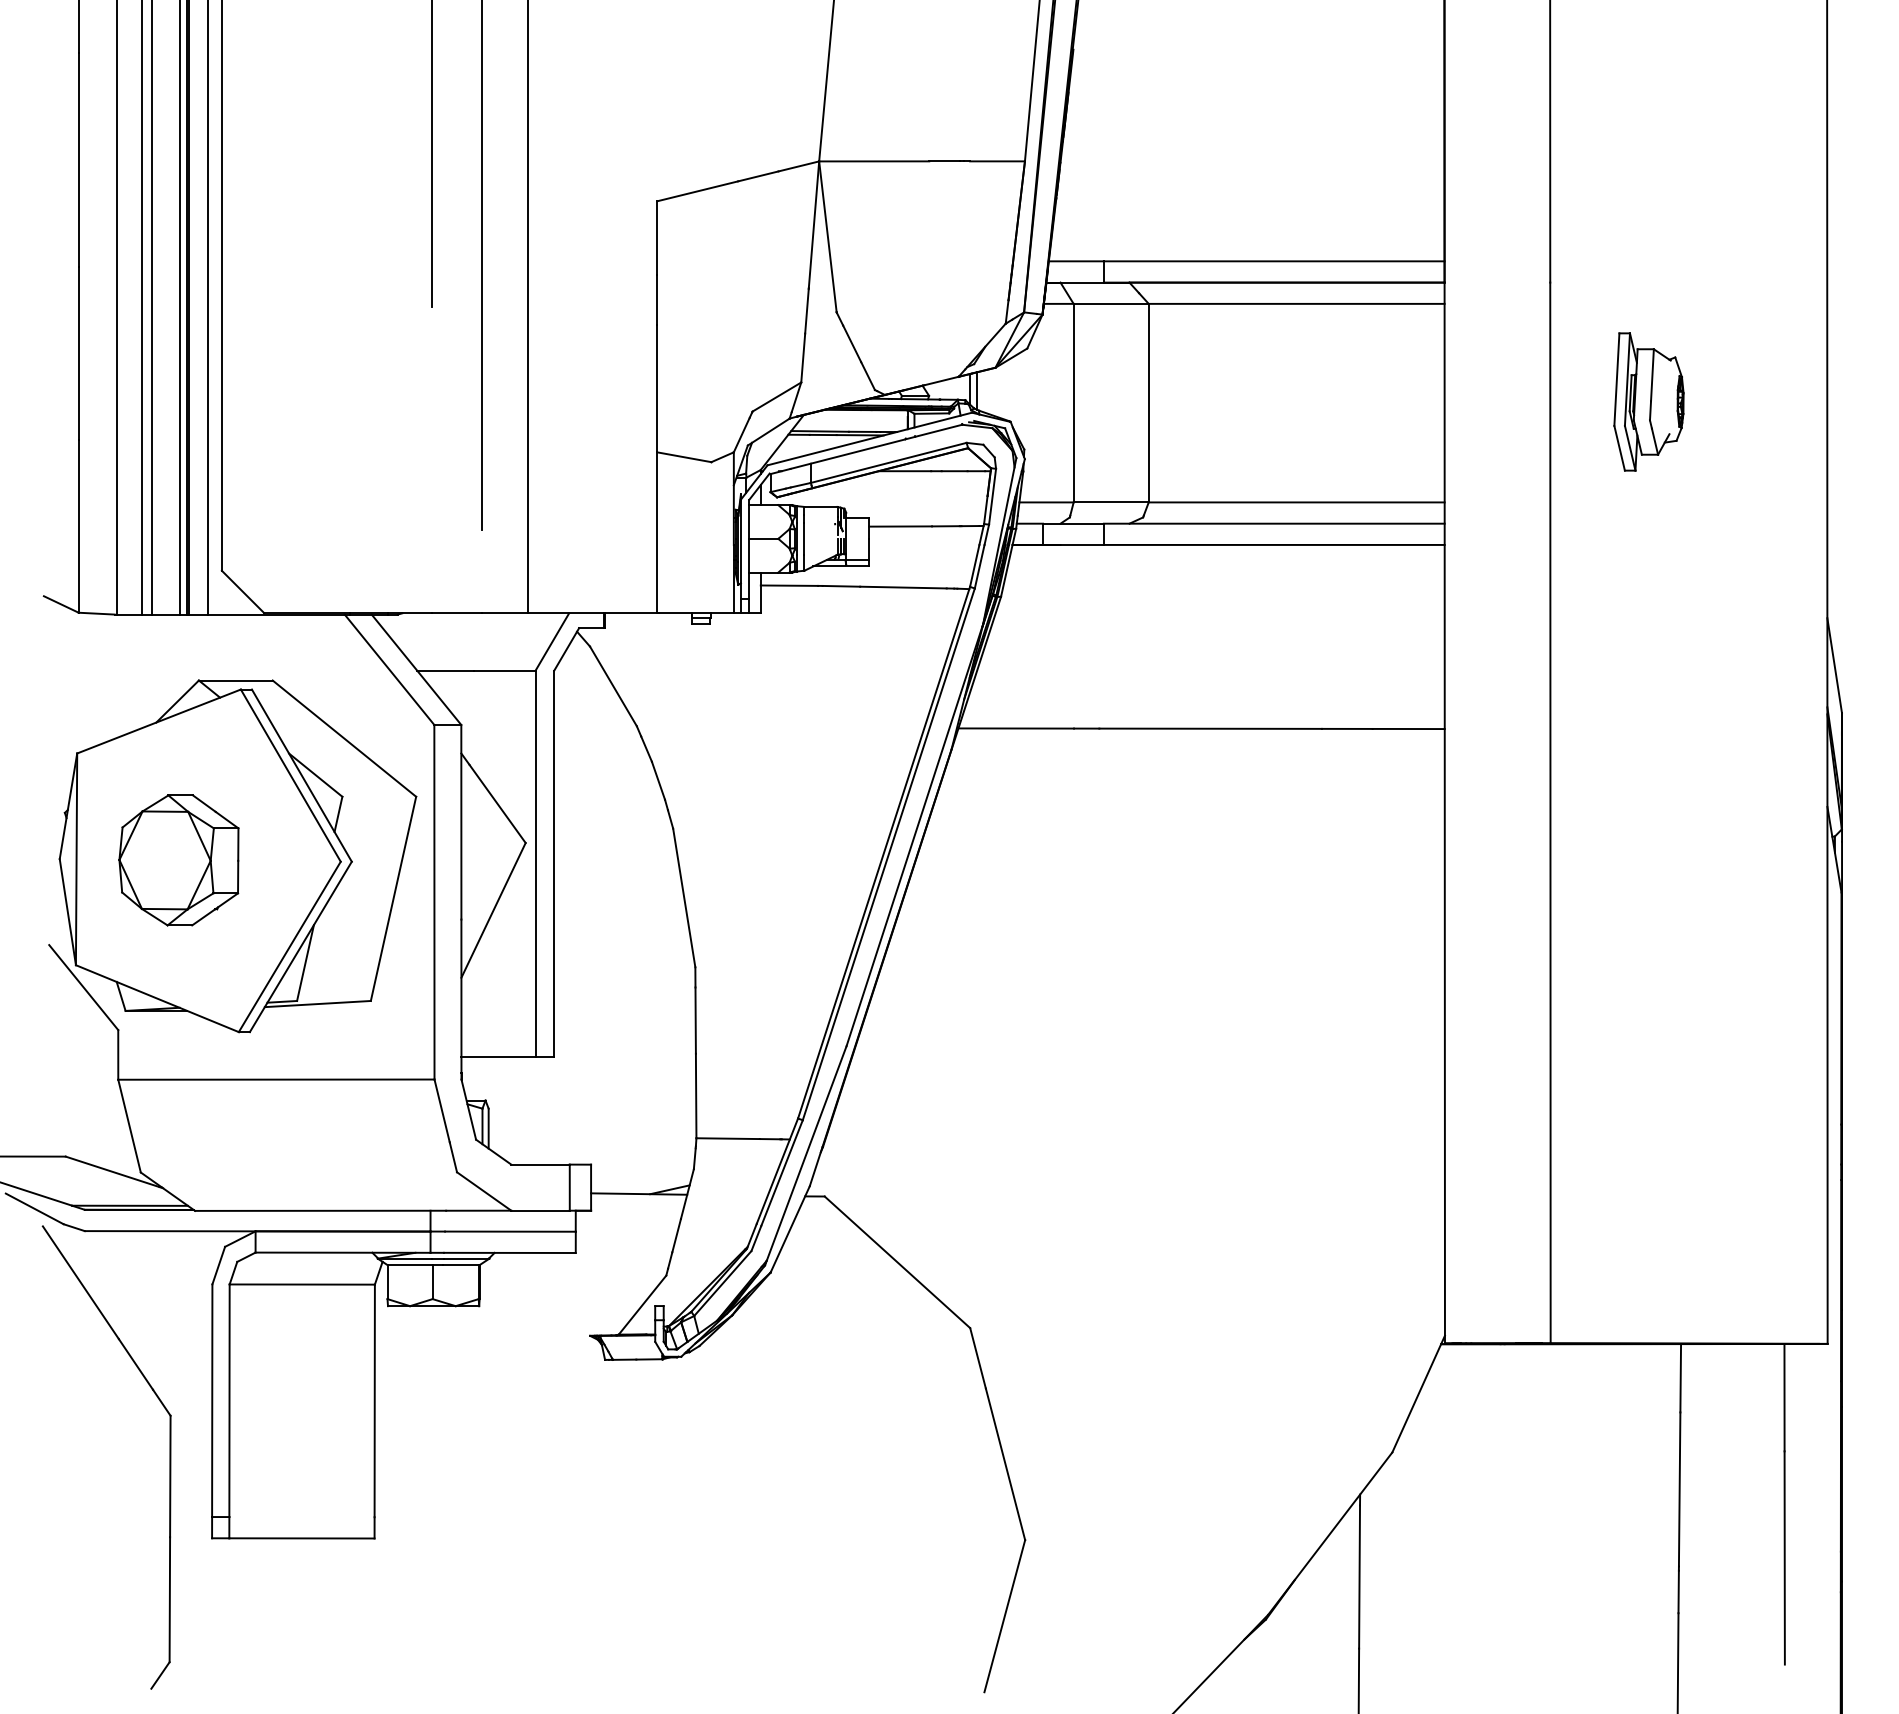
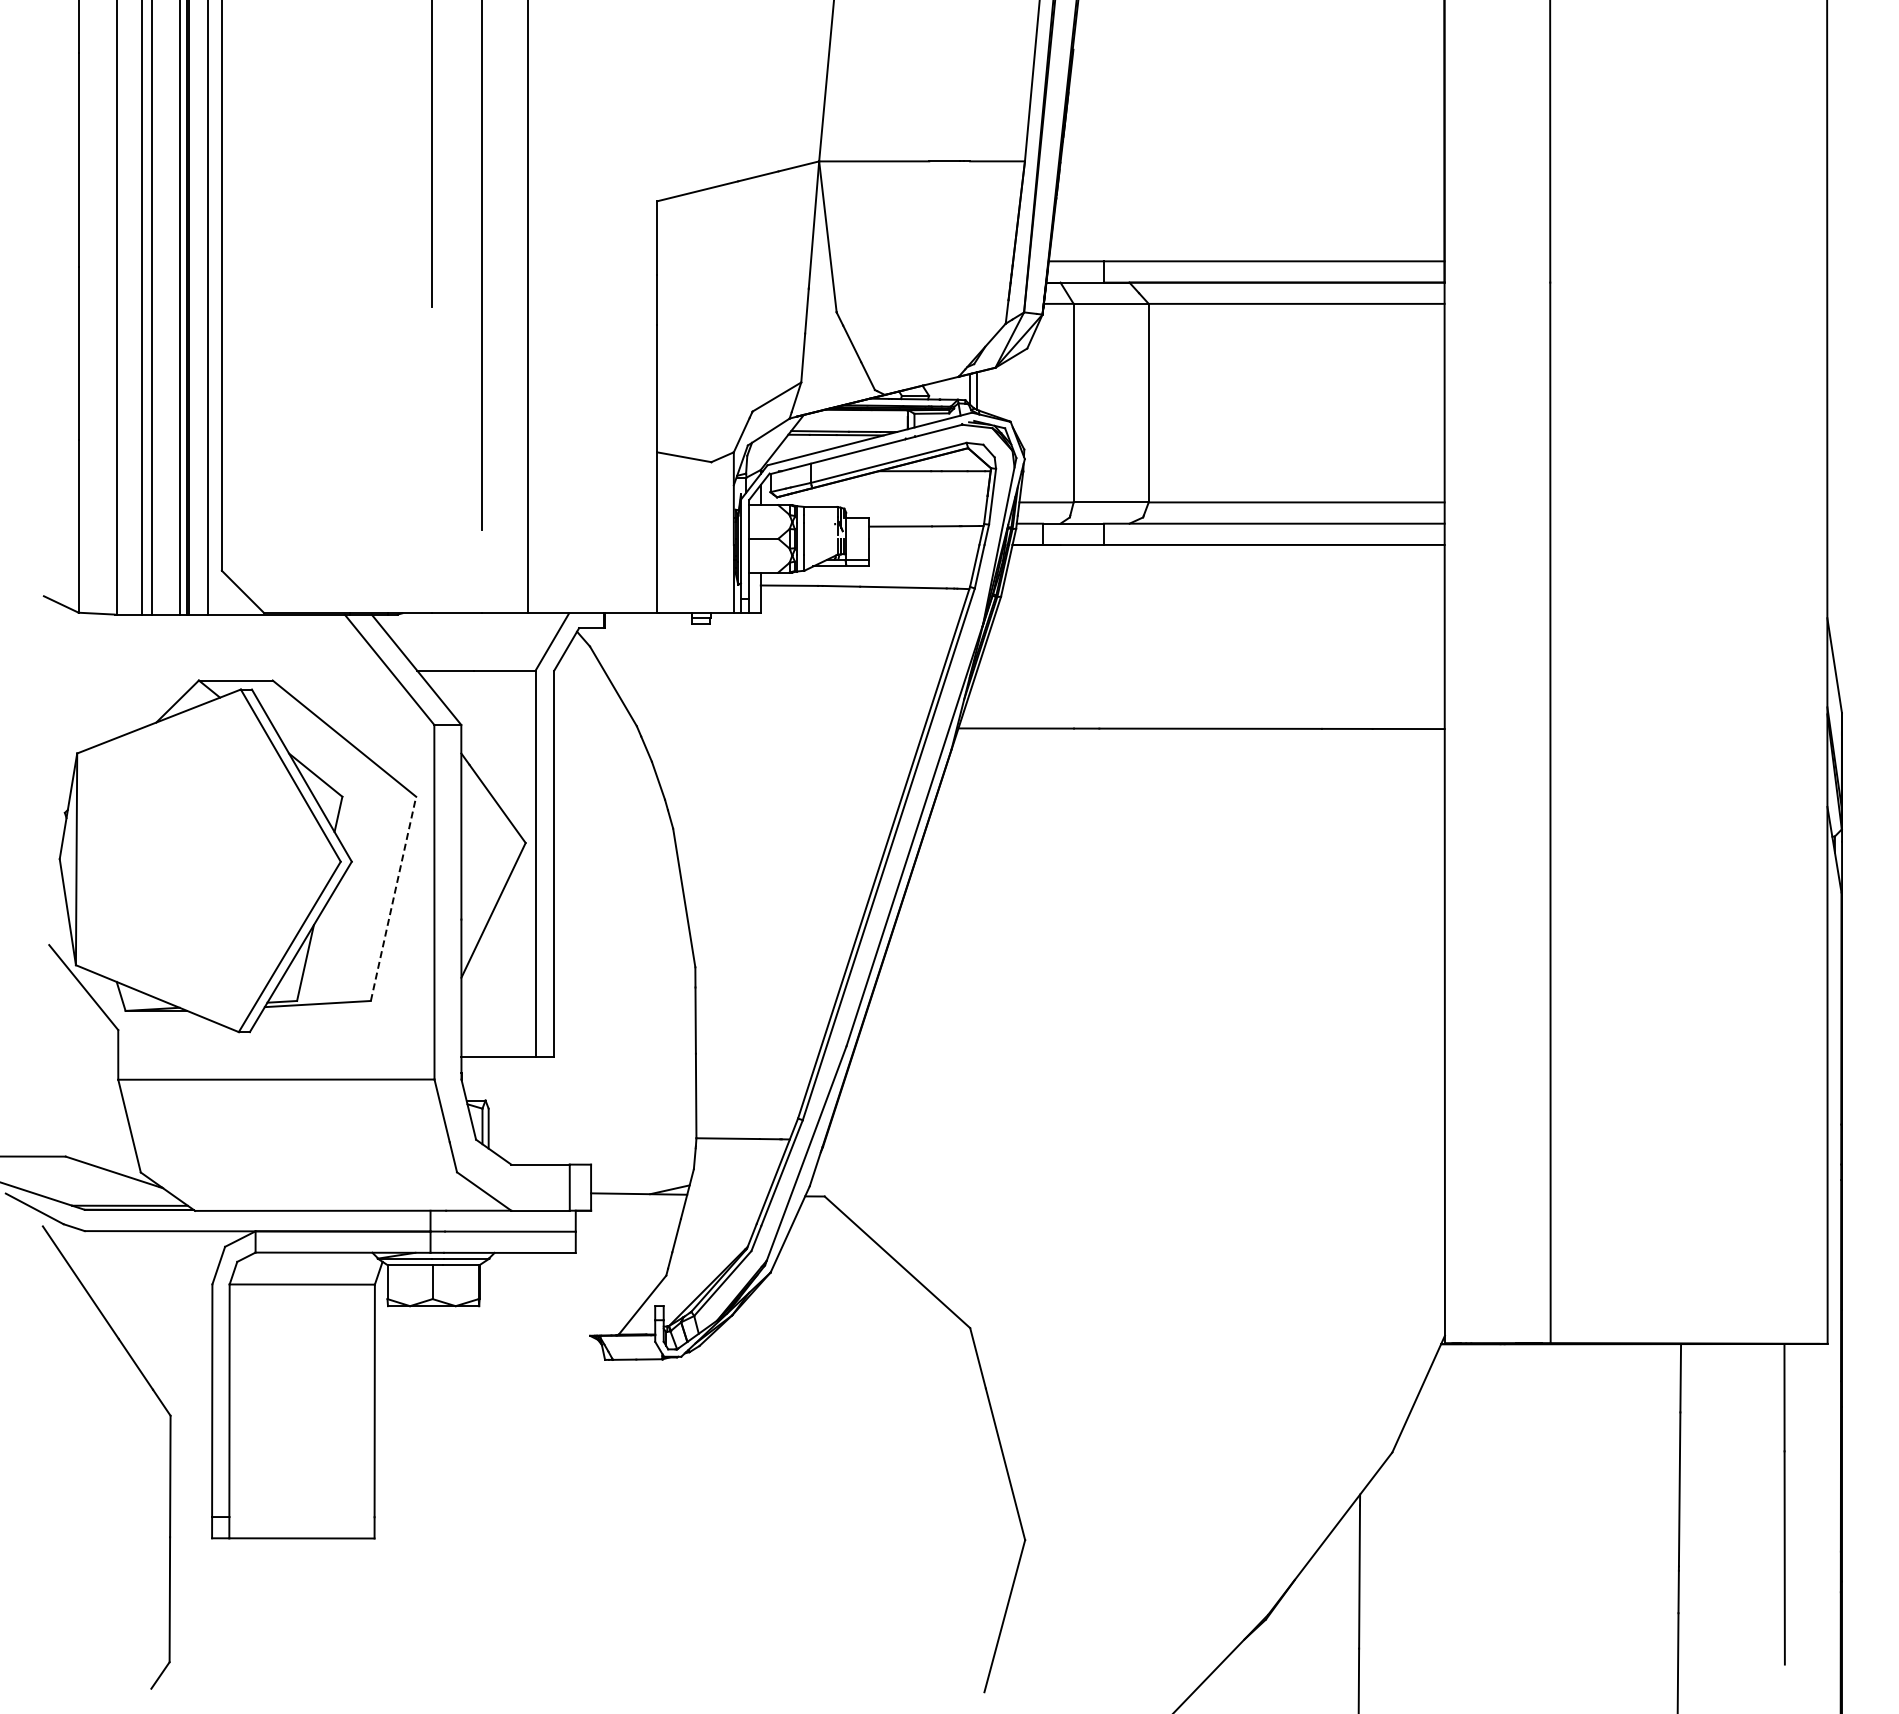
part: present -> none (1648, 401)
part: present -> none (178, 860)
line: solid -> dashed (393, 898)
